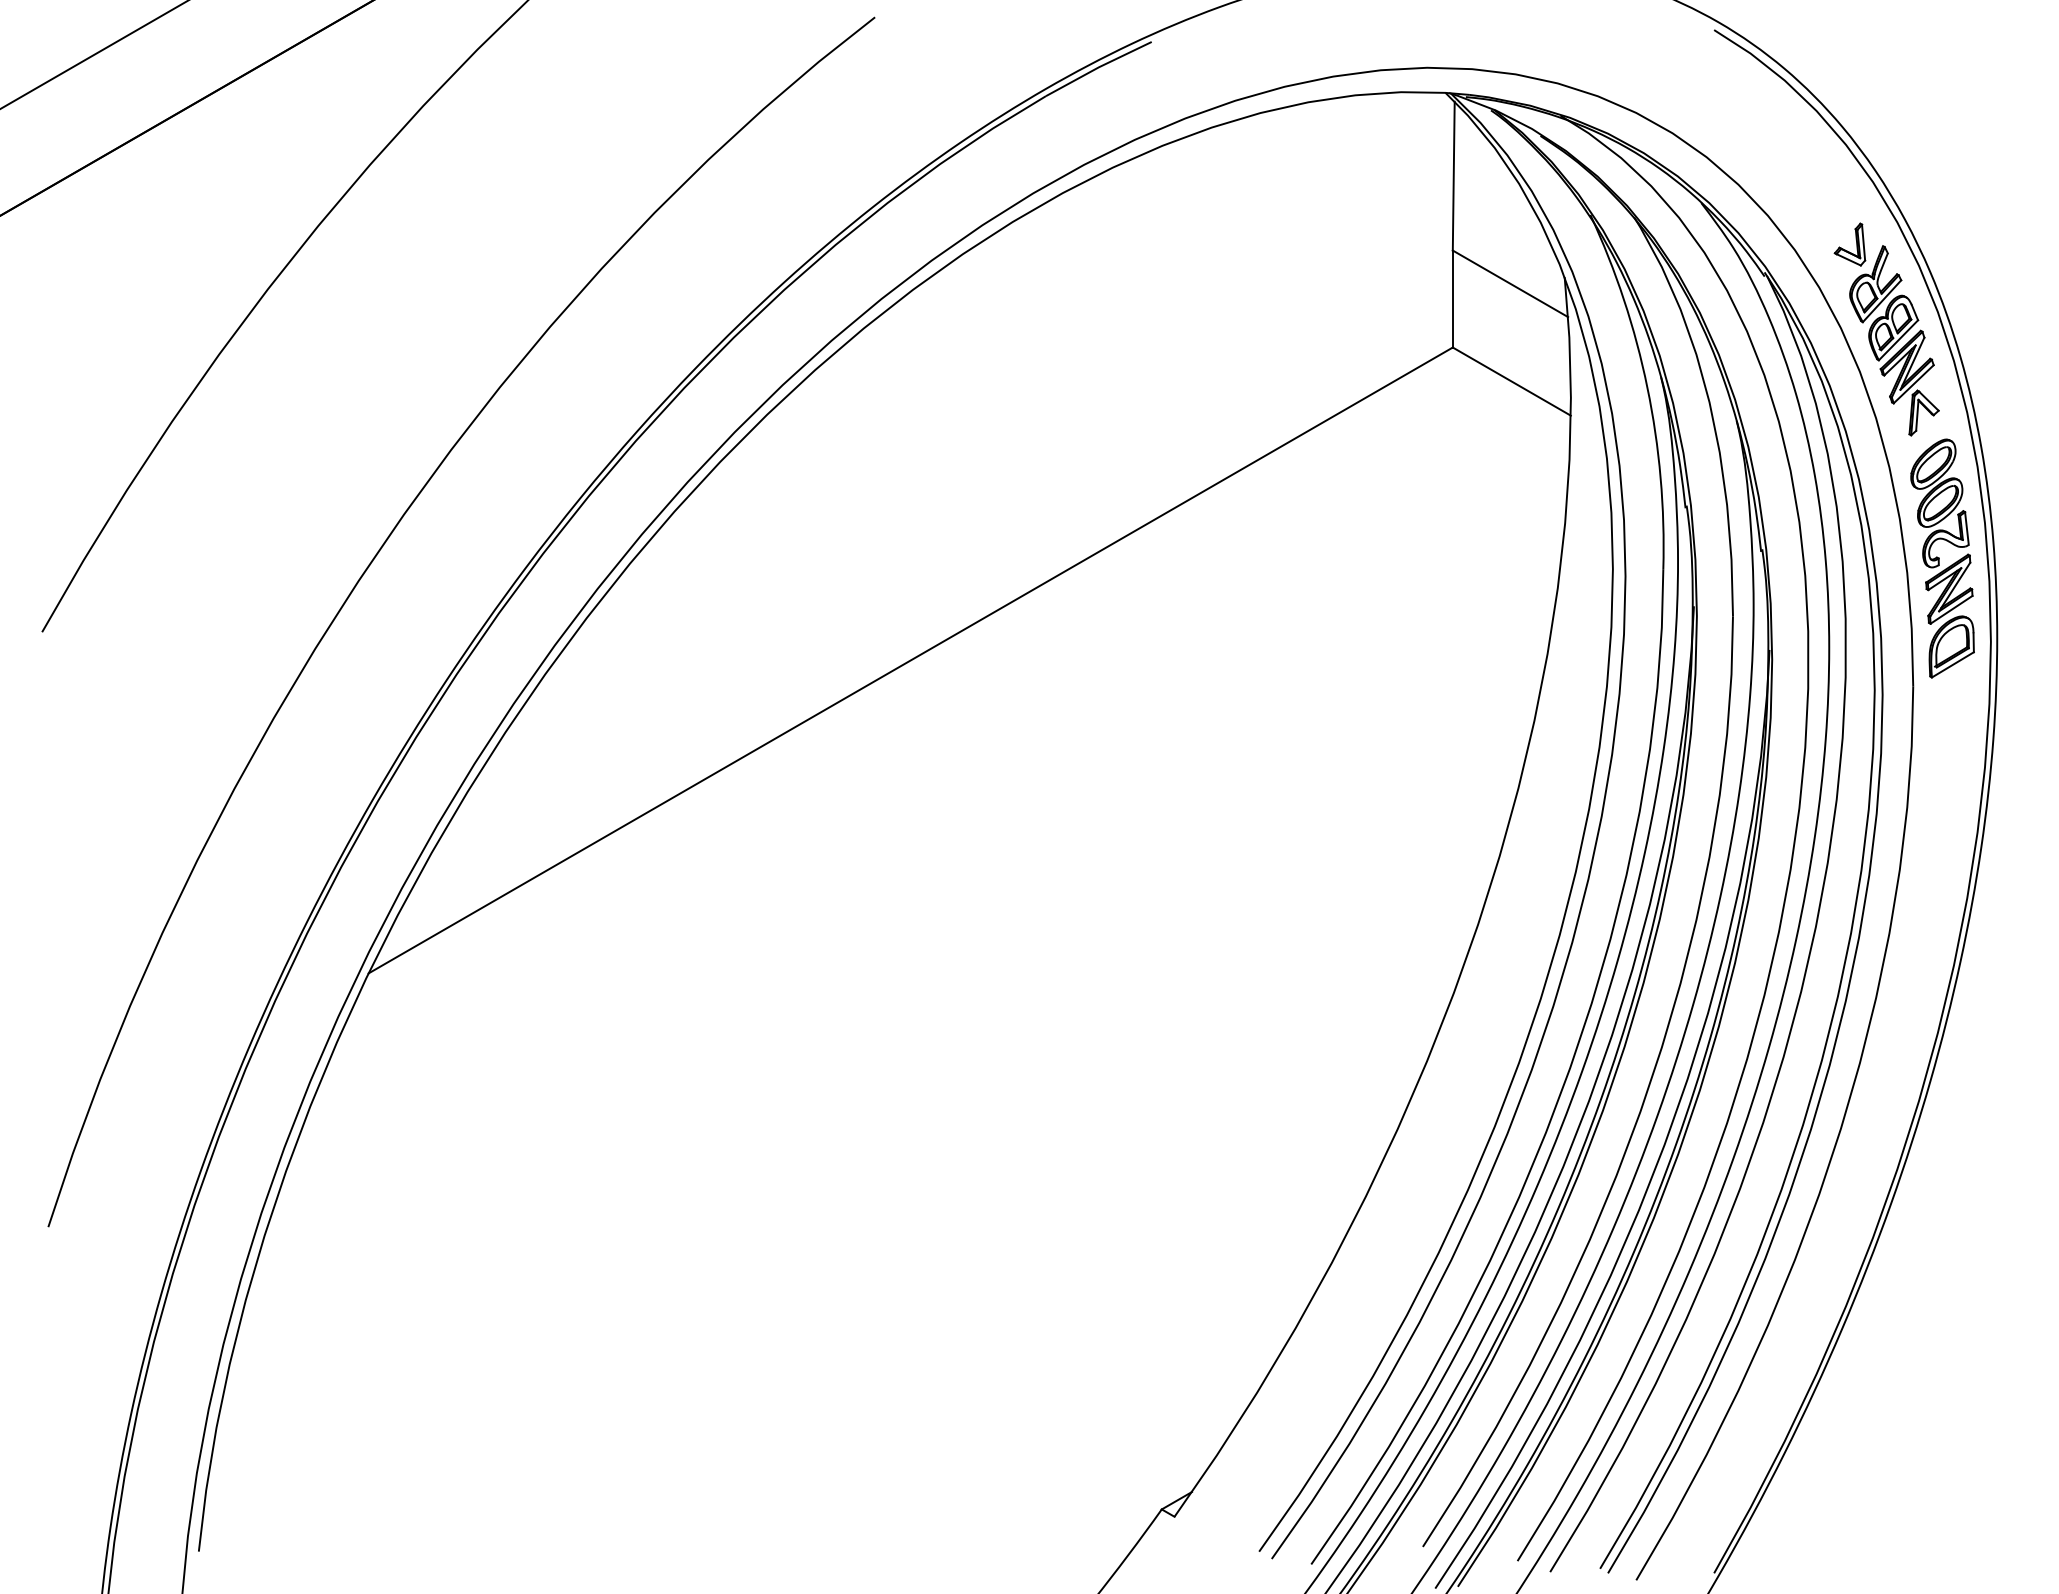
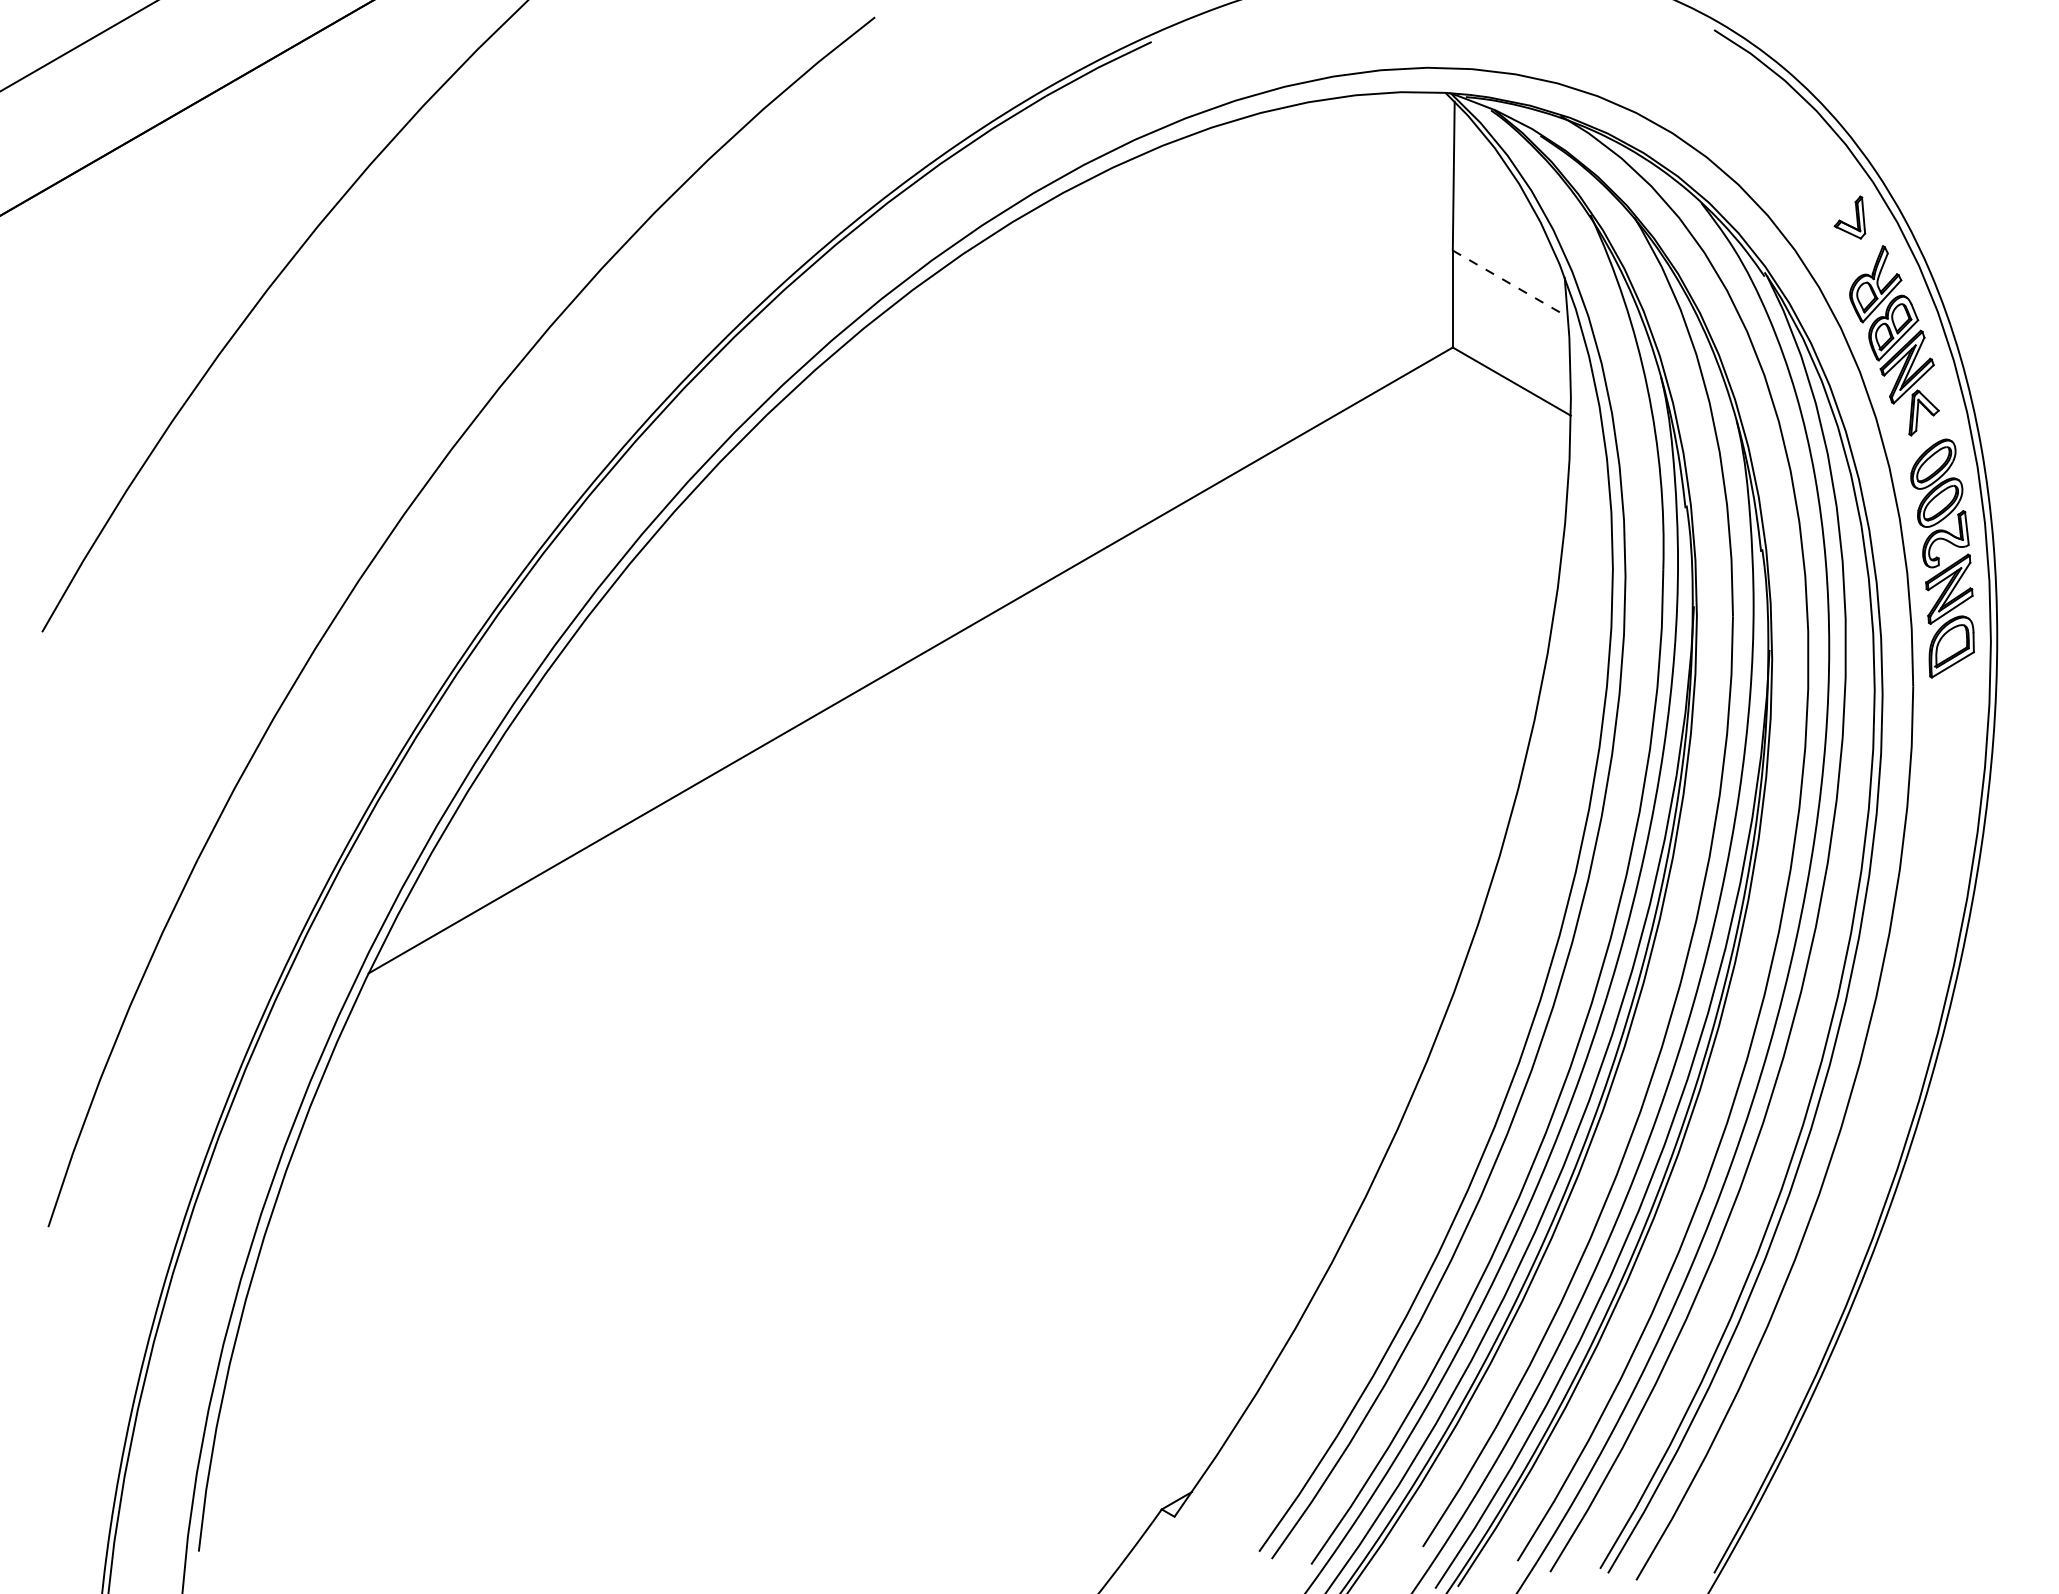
line position: (93, 55) -> (78, 46) (78, 46)
part position: (1847, 250) -> (1847, 223) (1847, 223)
line: solid -> dashed (1510, 283)
